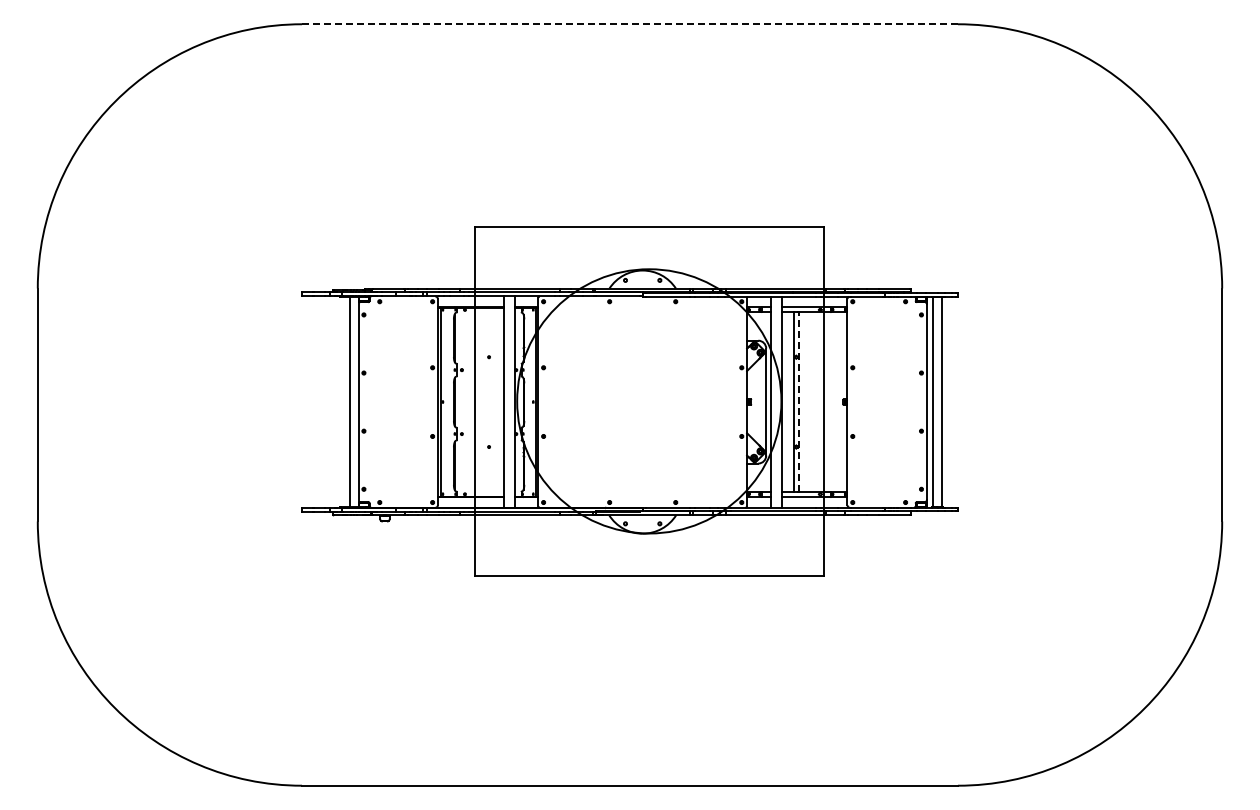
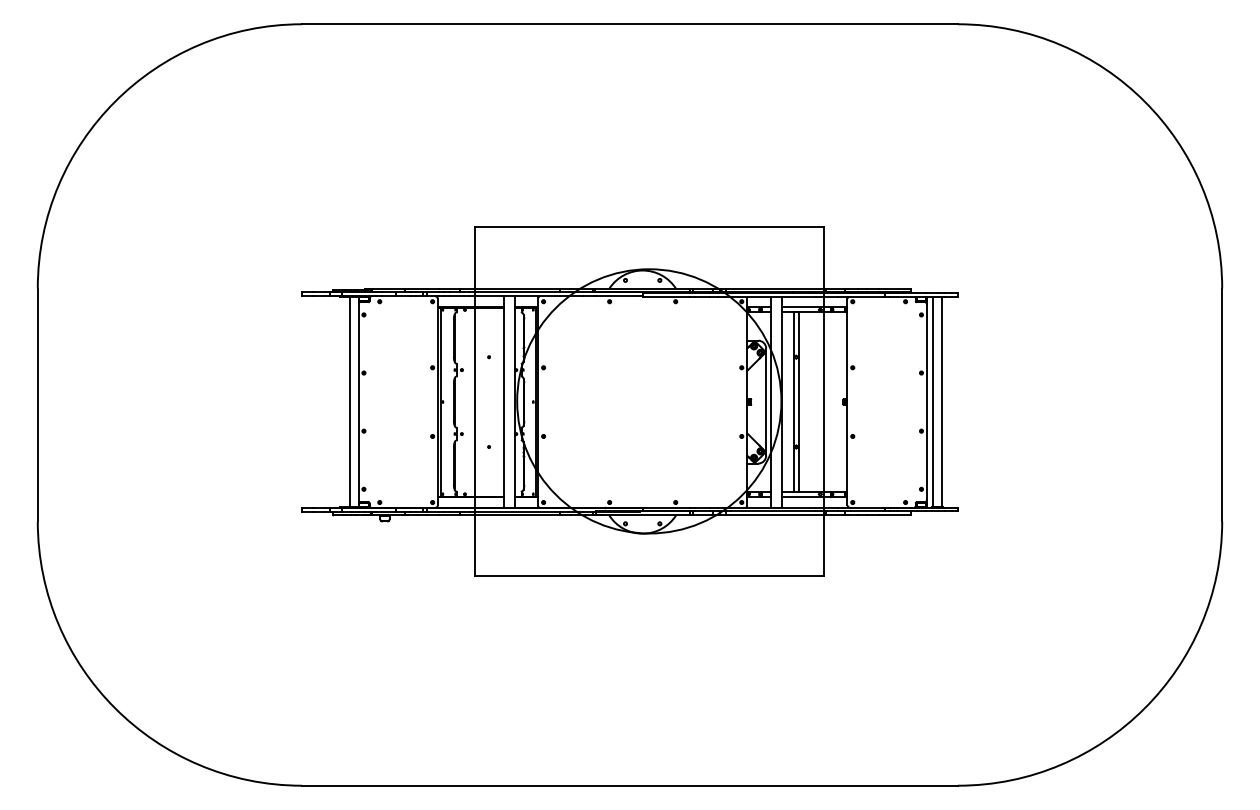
line: dashed -> solid (629, 24)
line: dashed -> solid (798, 402)
